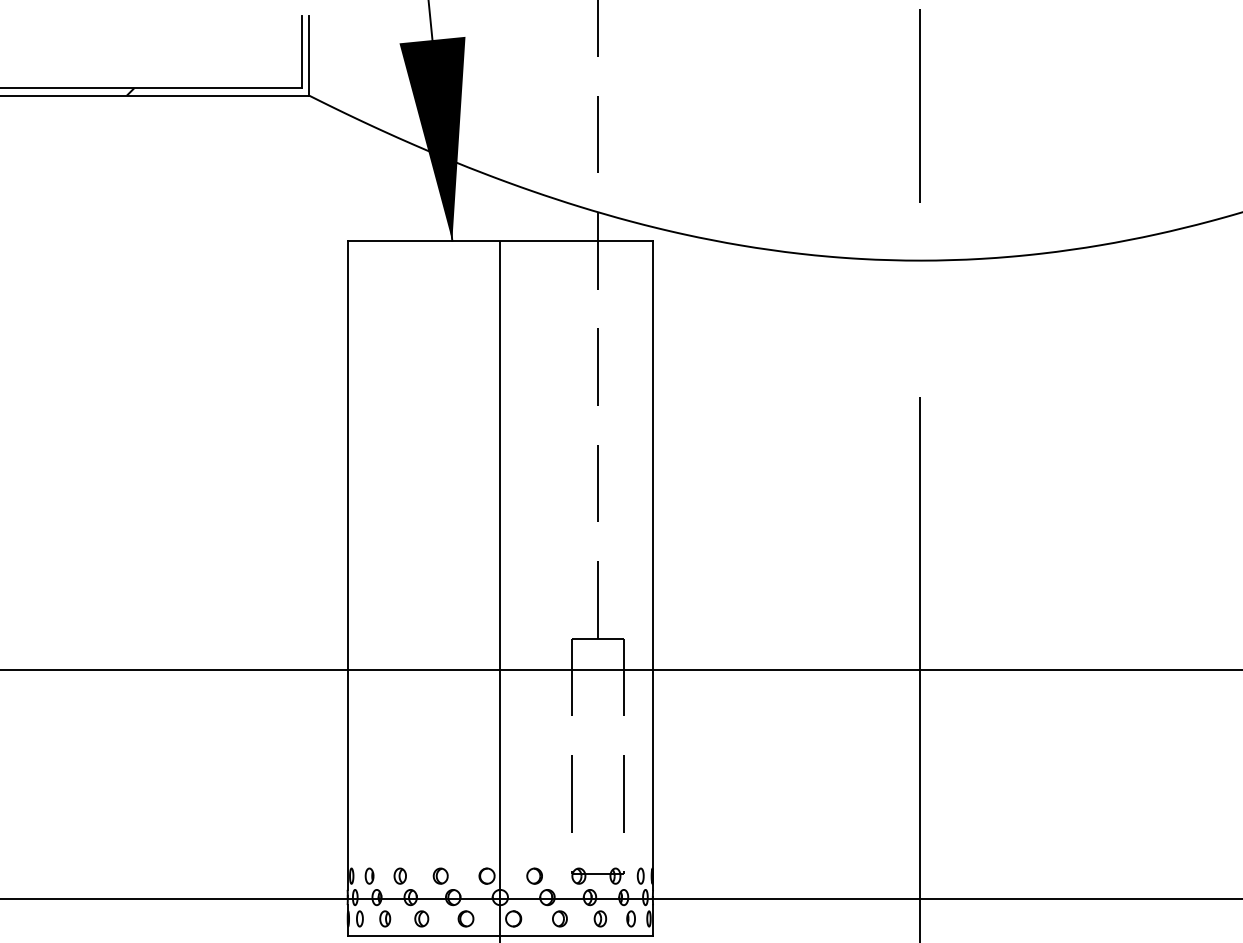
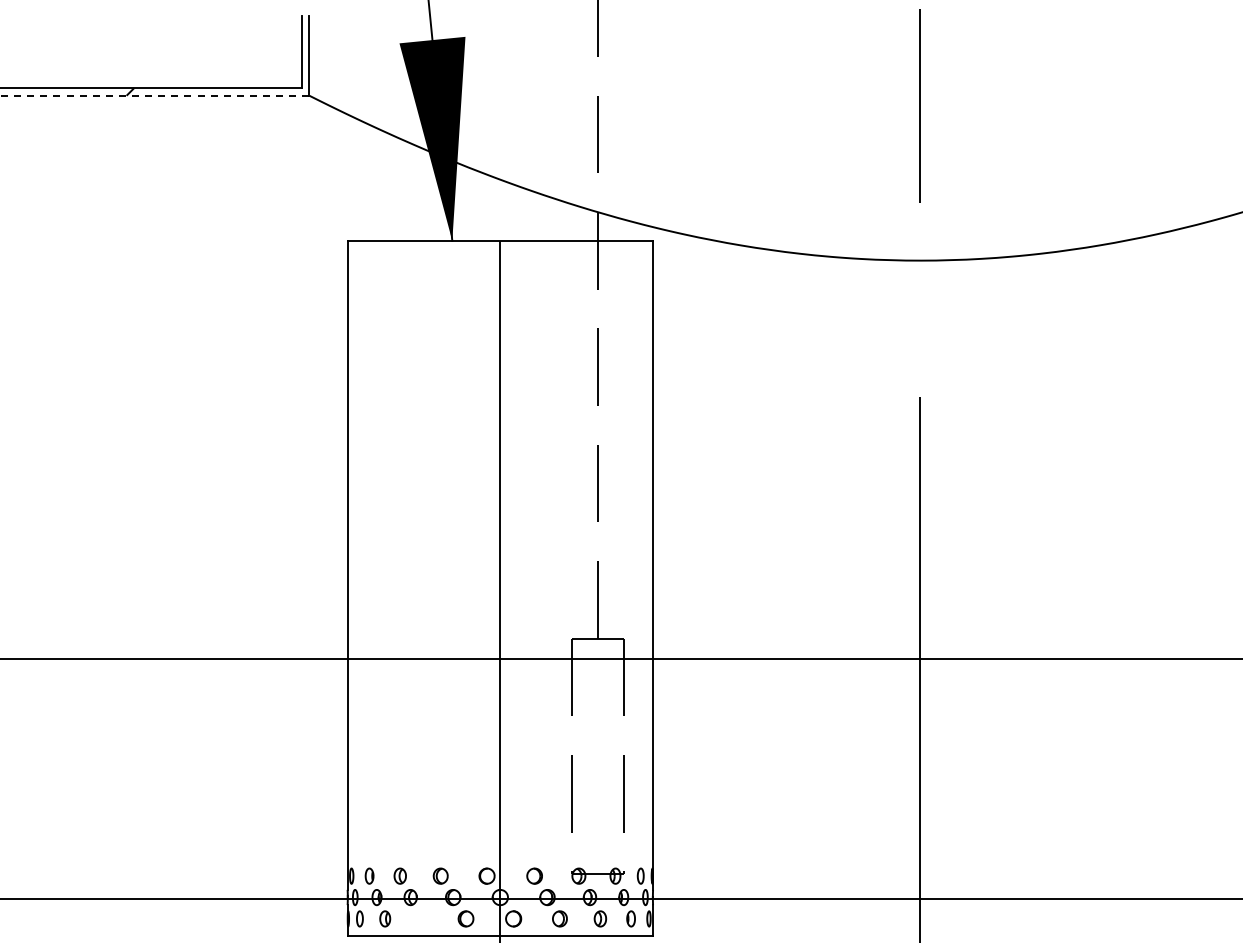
line: solid -> dashed (154, 95)
line position: (620, 670) -> (620, 659) (620, 659)
part: present -> none (421, 918)
